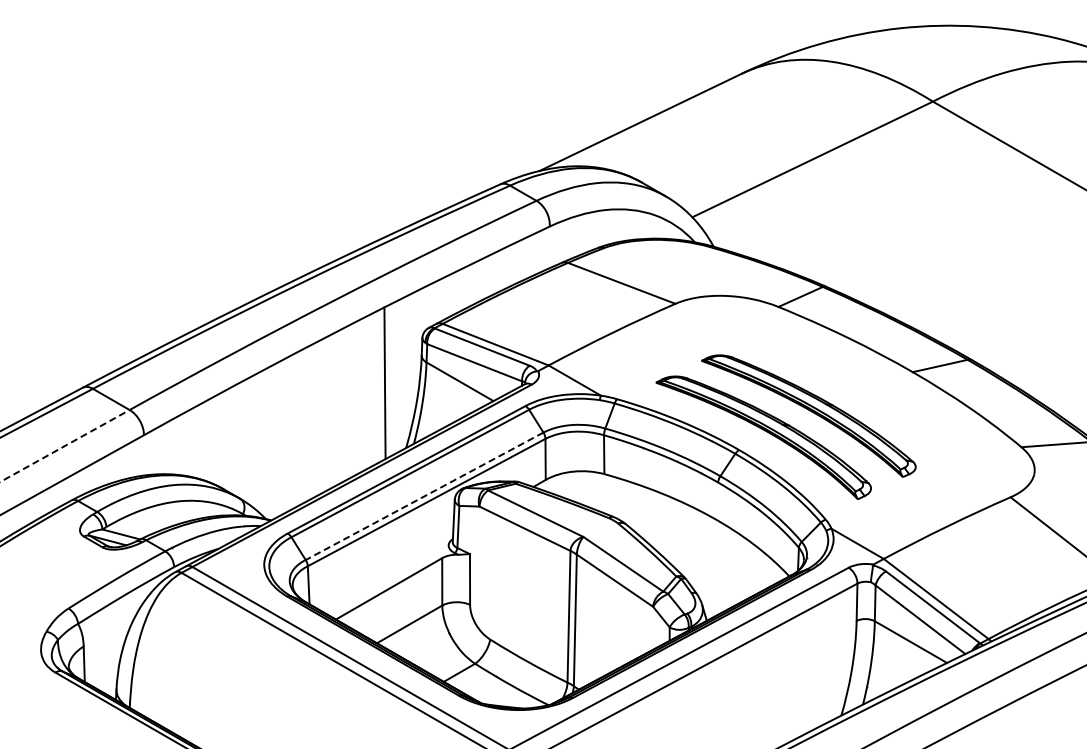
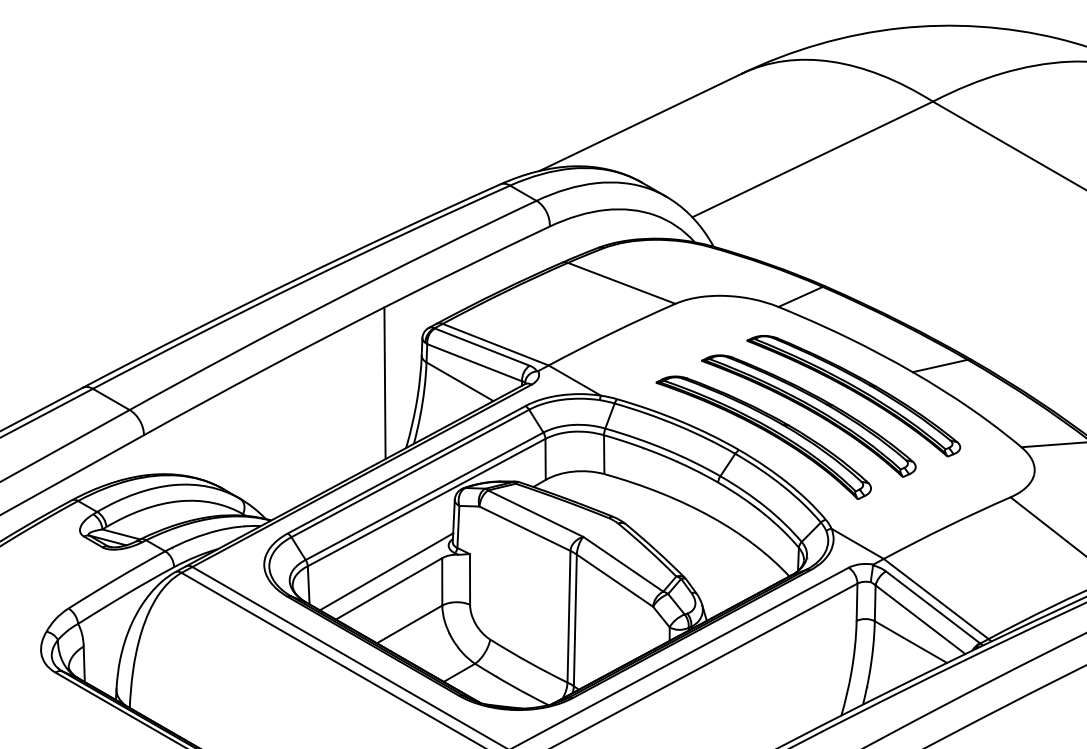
part: none -> present (853, 396)
line: dashed -> solid (65, 445)
line: dashed -> solid (424, 496)
line: none -> present (386, 571)
